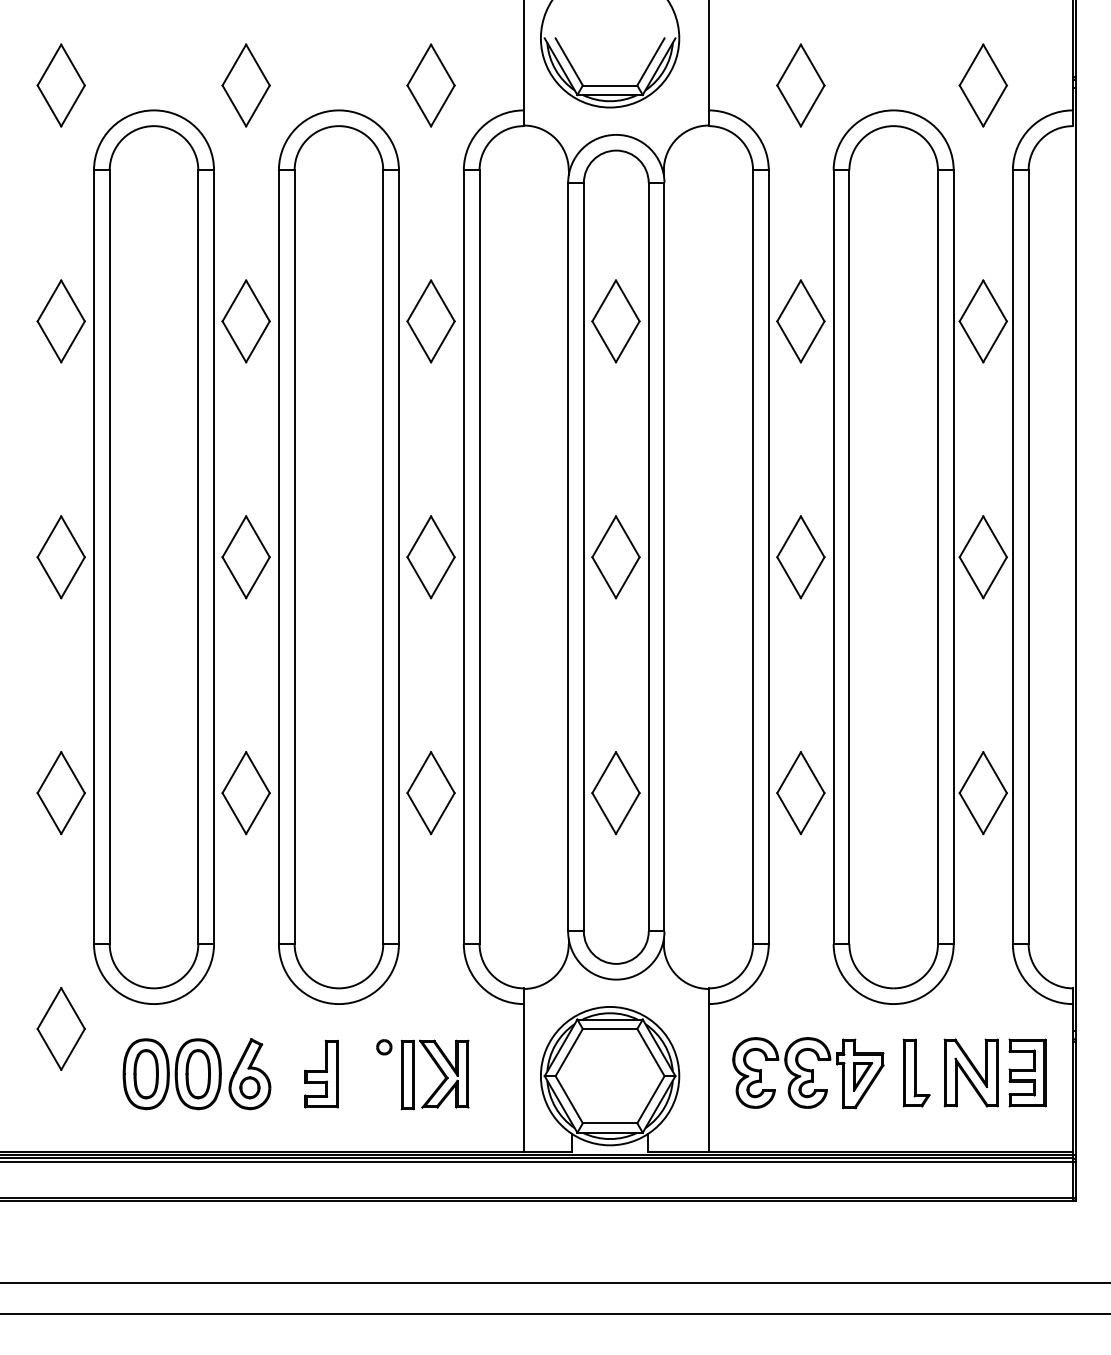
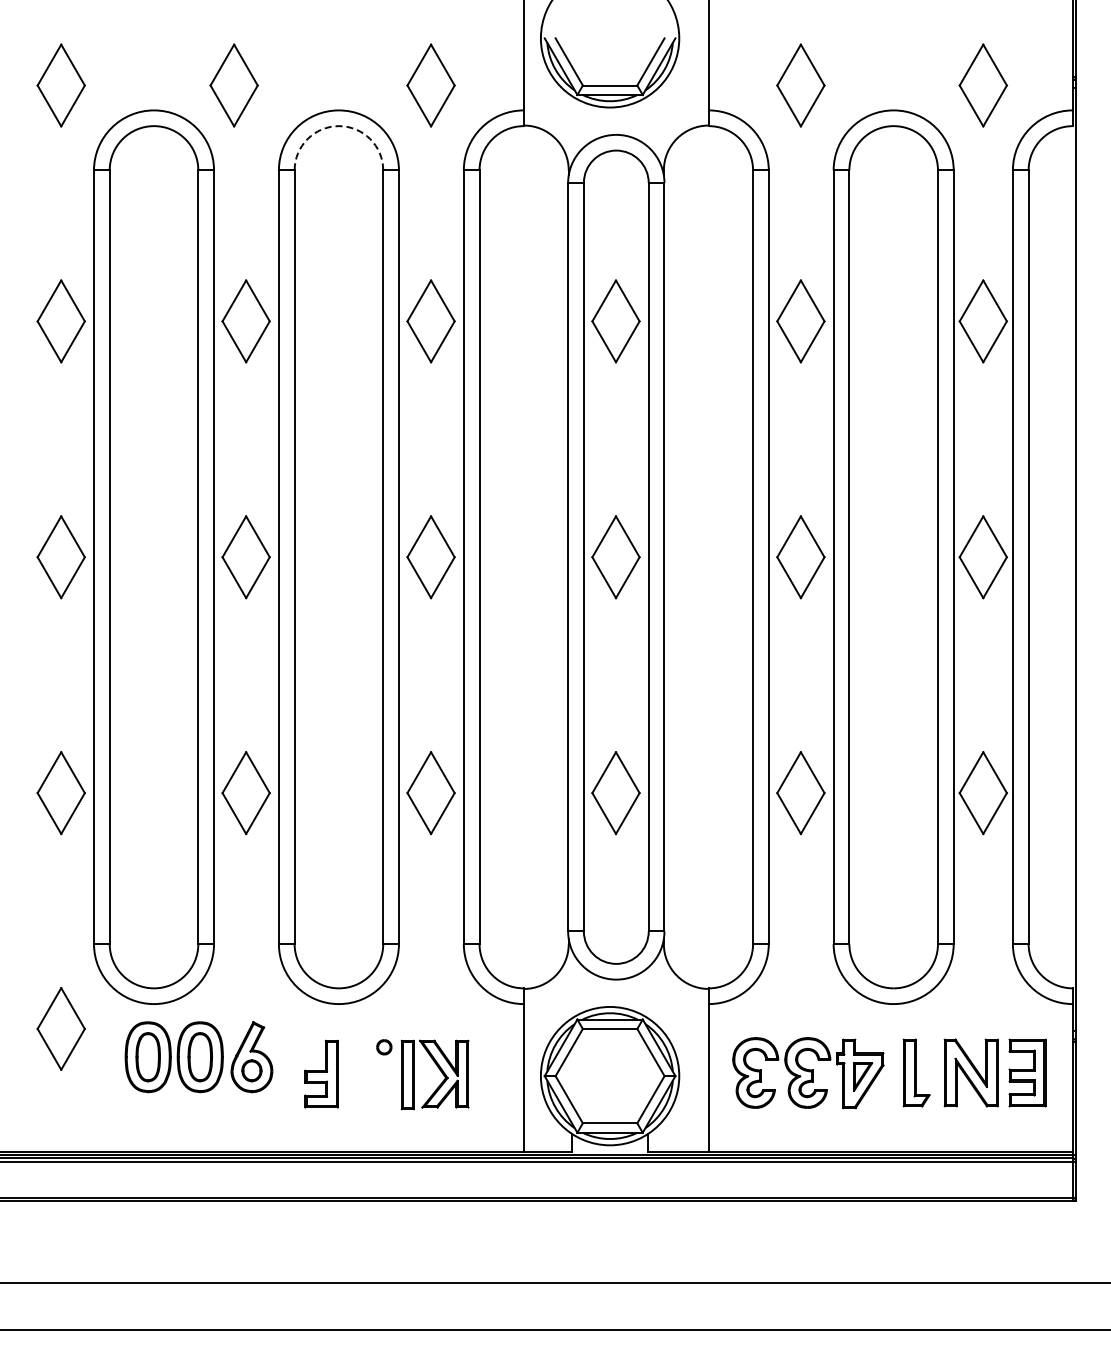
part position: (245, 85) -> (233, 85) (233, 85)
arc: solid -> dashed (338, 126)
part position: (196, 1074) -> (198, 1057) (198, 1057)
line position: (554, 1314) -> (554, 1330) (554, 1330)
